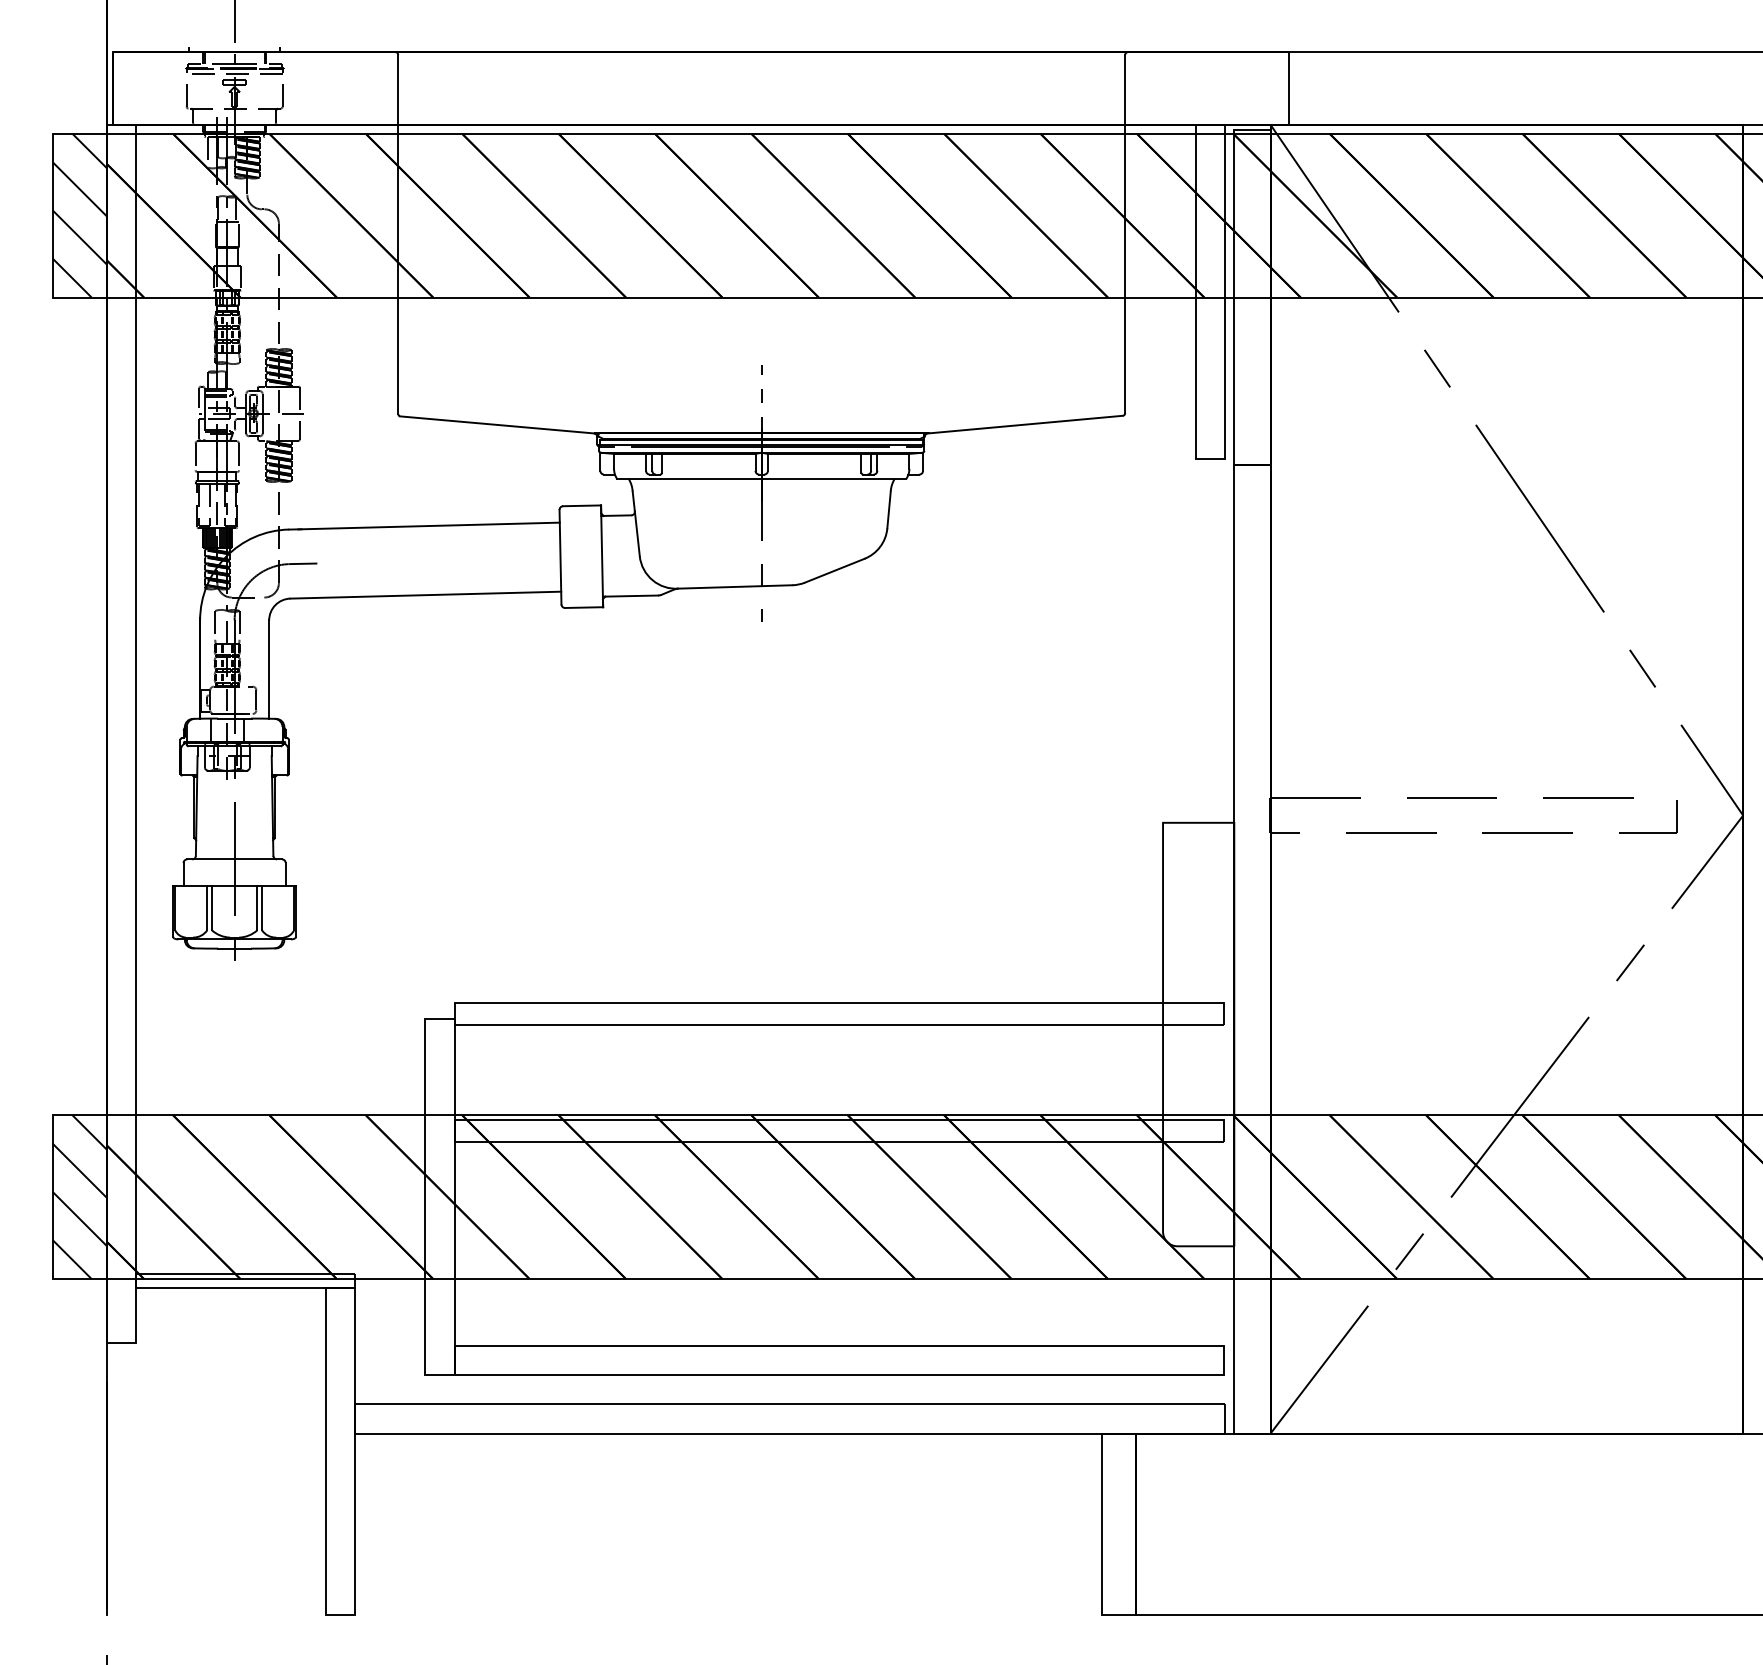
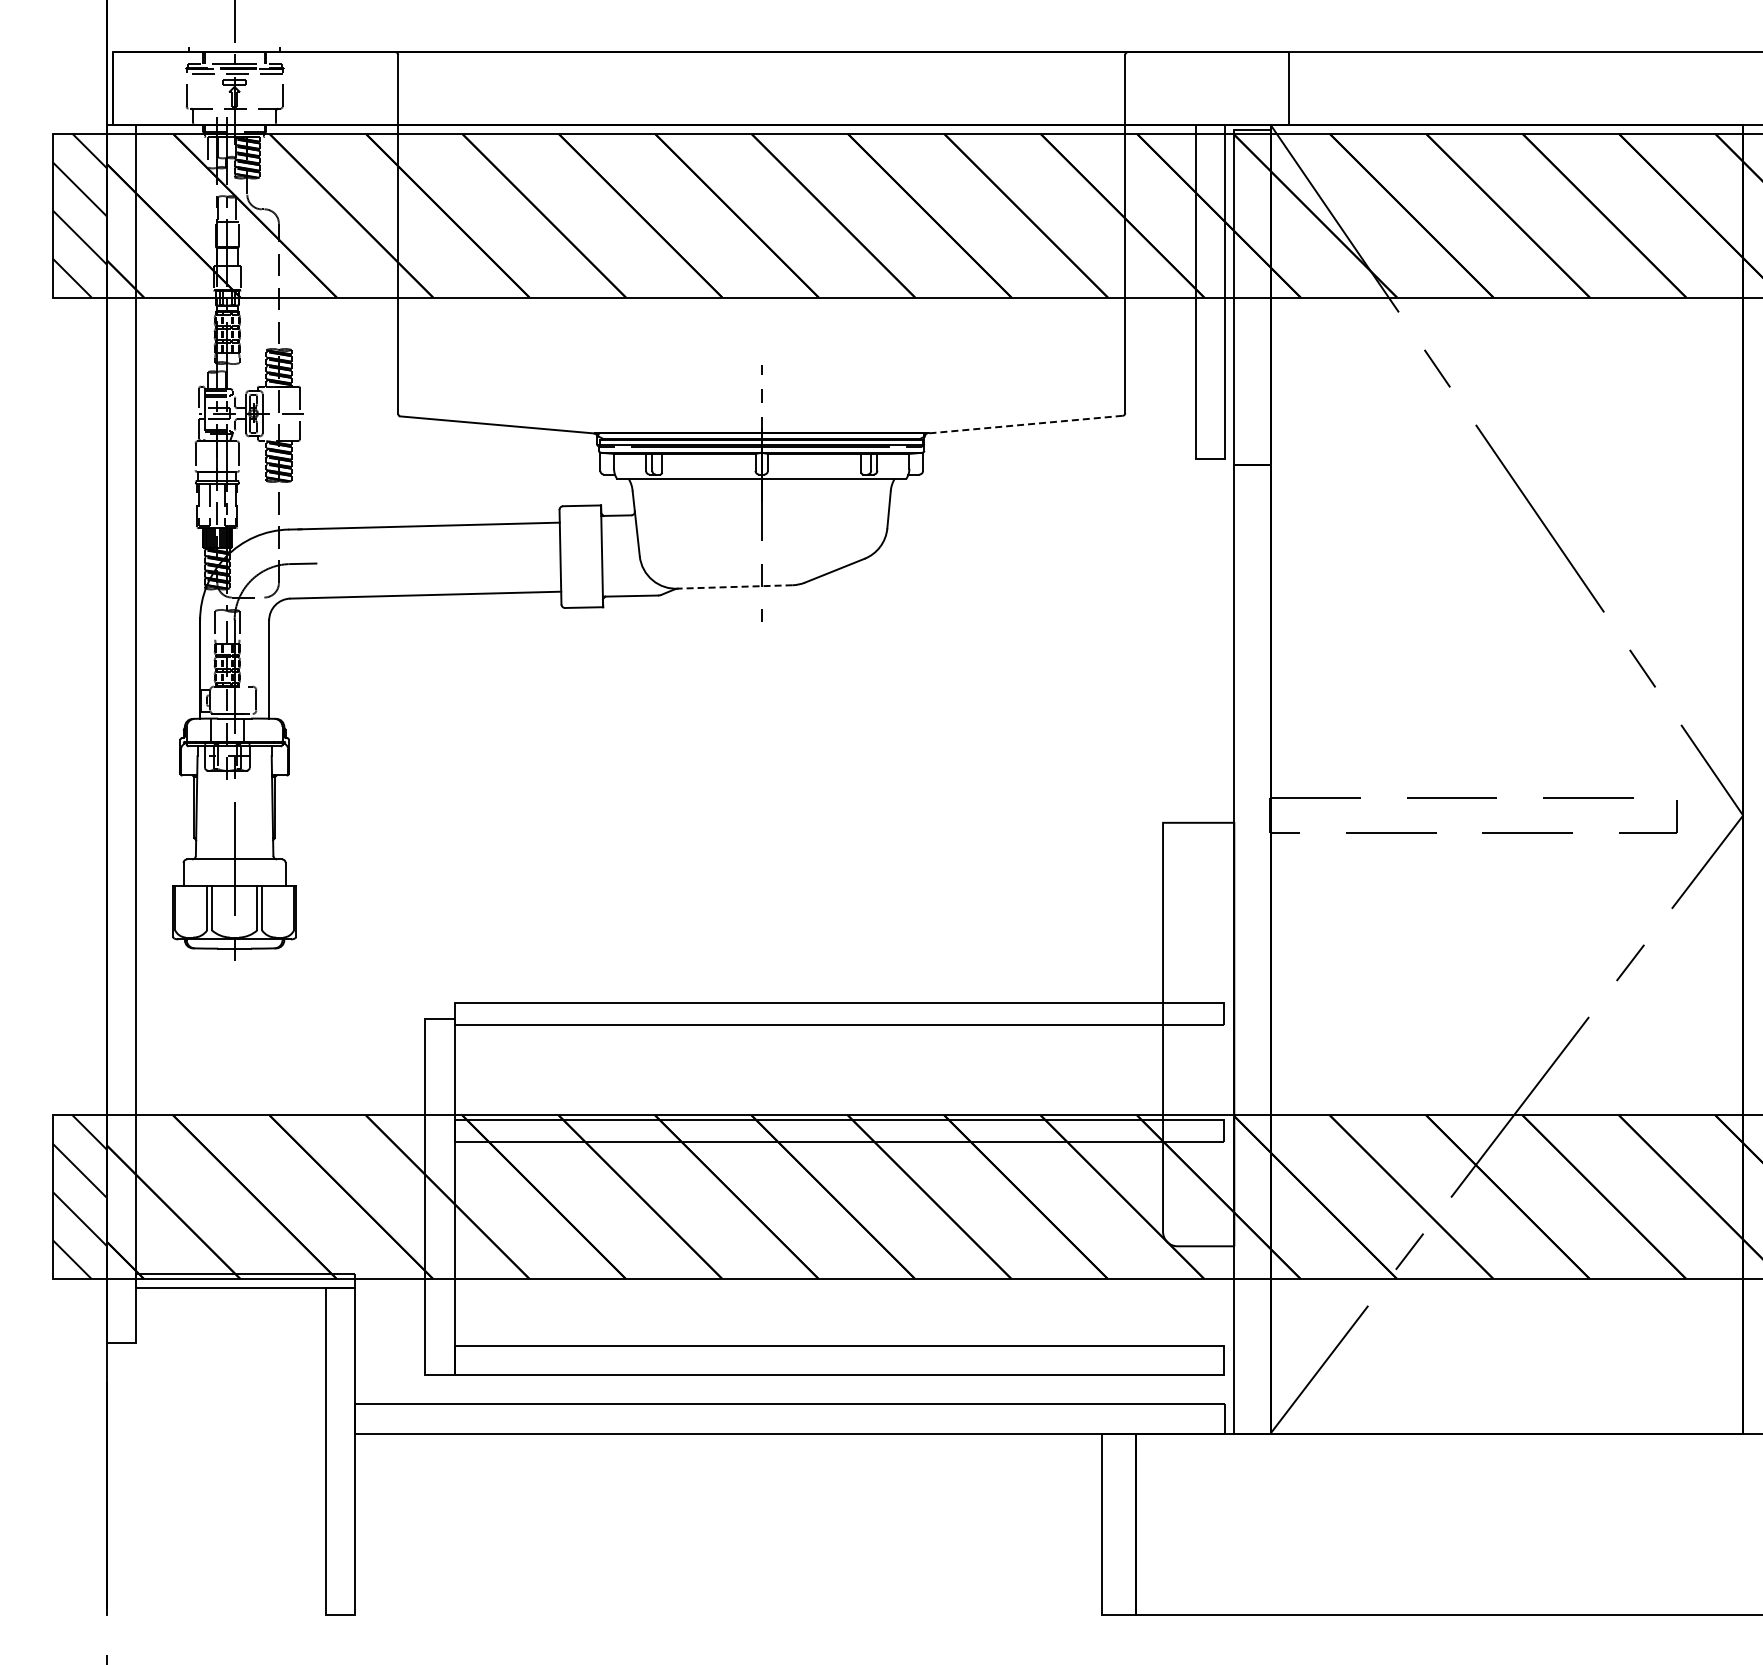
line: solid -> dashed (1024, 424)
line: solid -> dashed (734, 586)
